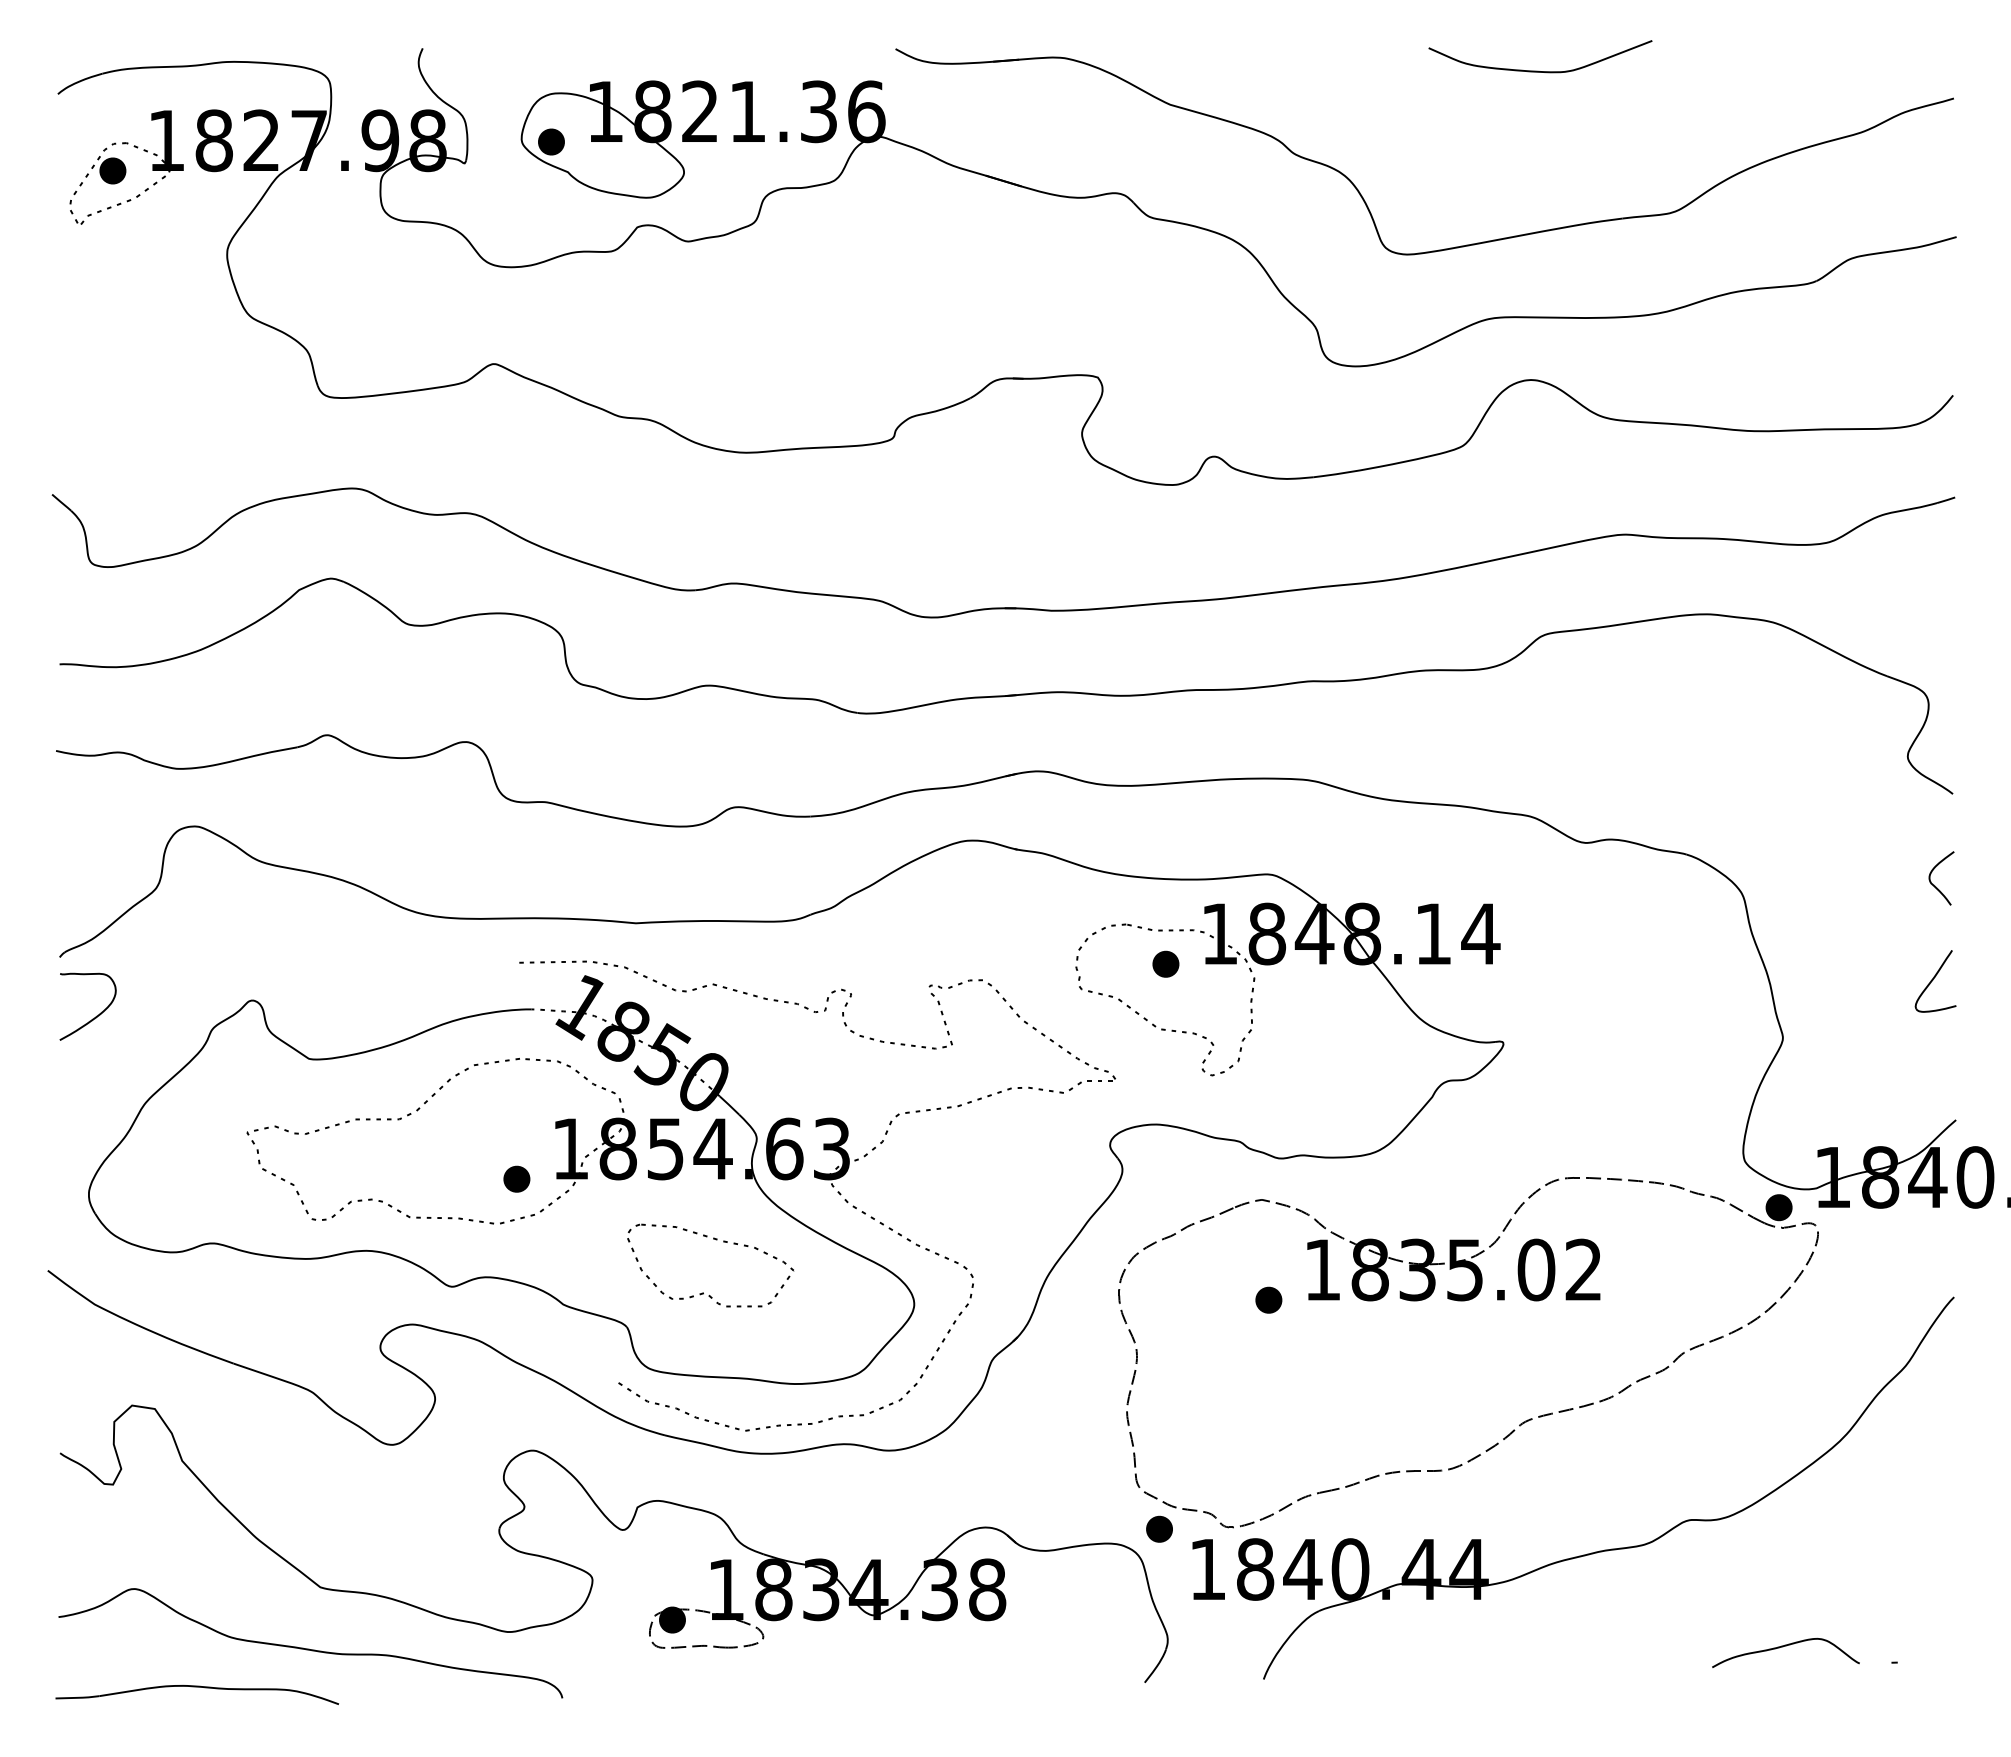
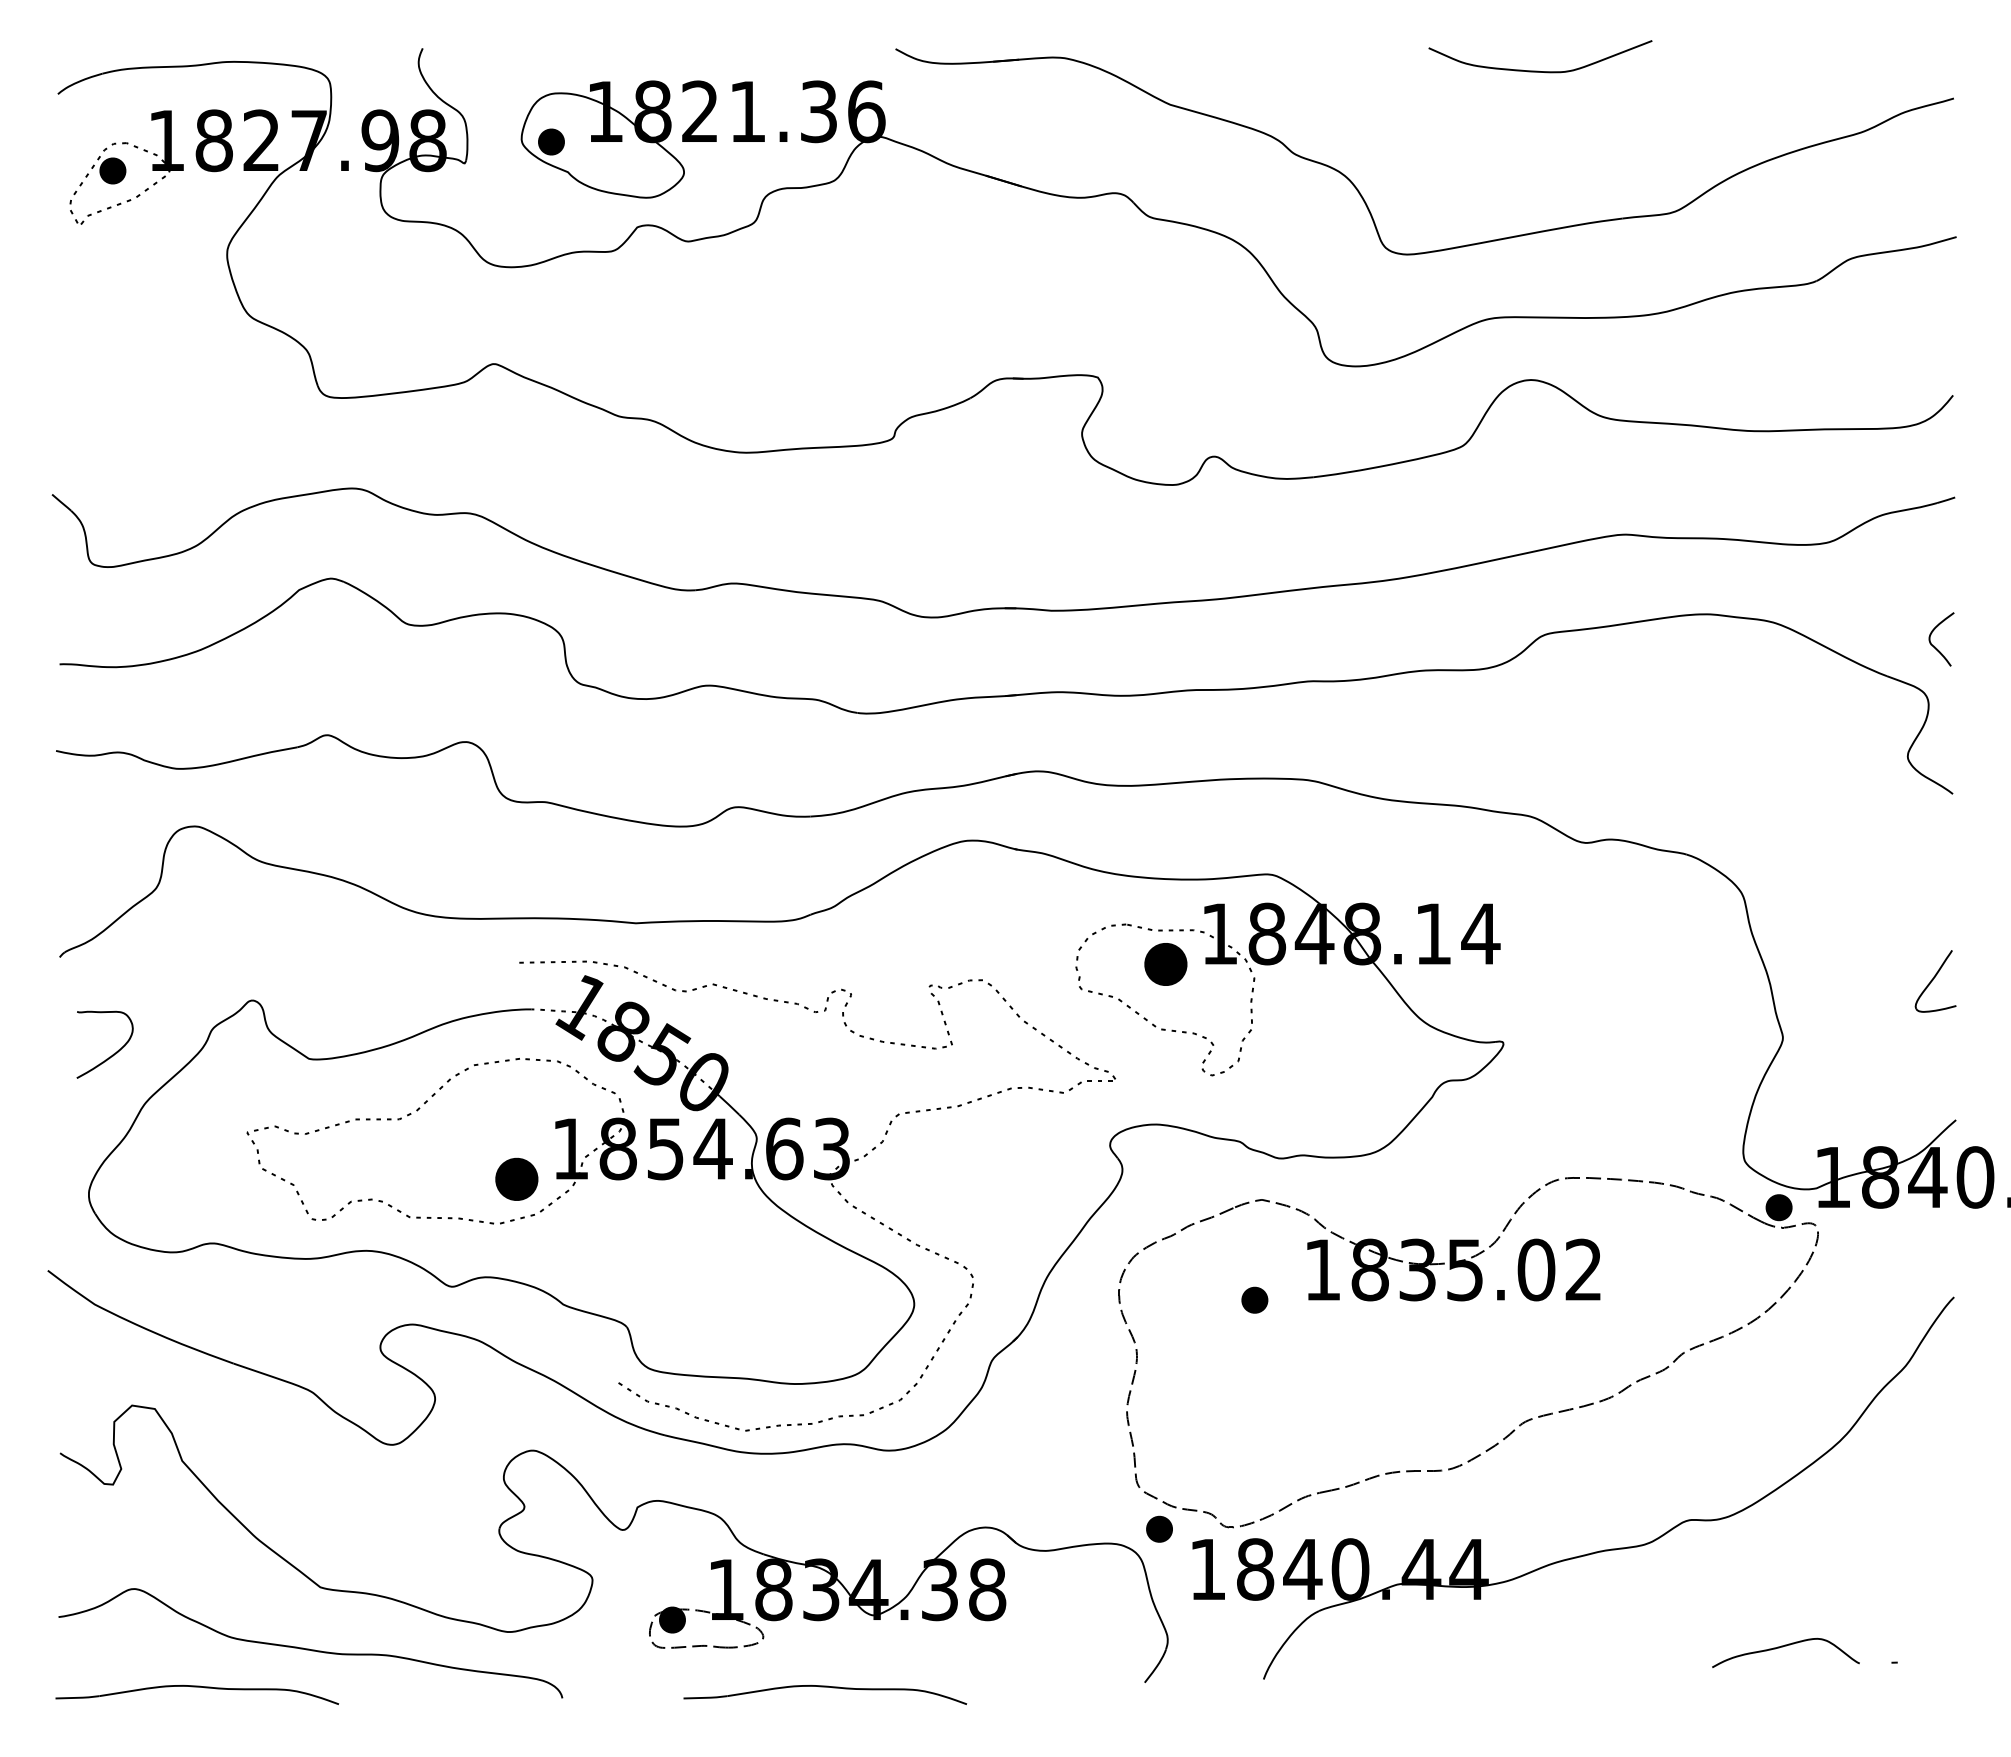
curve position: (1935, 885) -> (1935, 646) (1935, 646)
part size: 28x28 px -> 44x43 px (1165, 964)
curve position: (96, 1015) -> (113, 1053) (113, 1053)
part size: 28x28 px -> 44x44 px (516, 1178)
part: present -> none (716, 1240)
part position: (1268, 1299) -> (1254, 1299) (1254, 1299)
part: none -> present (824, 1687)
